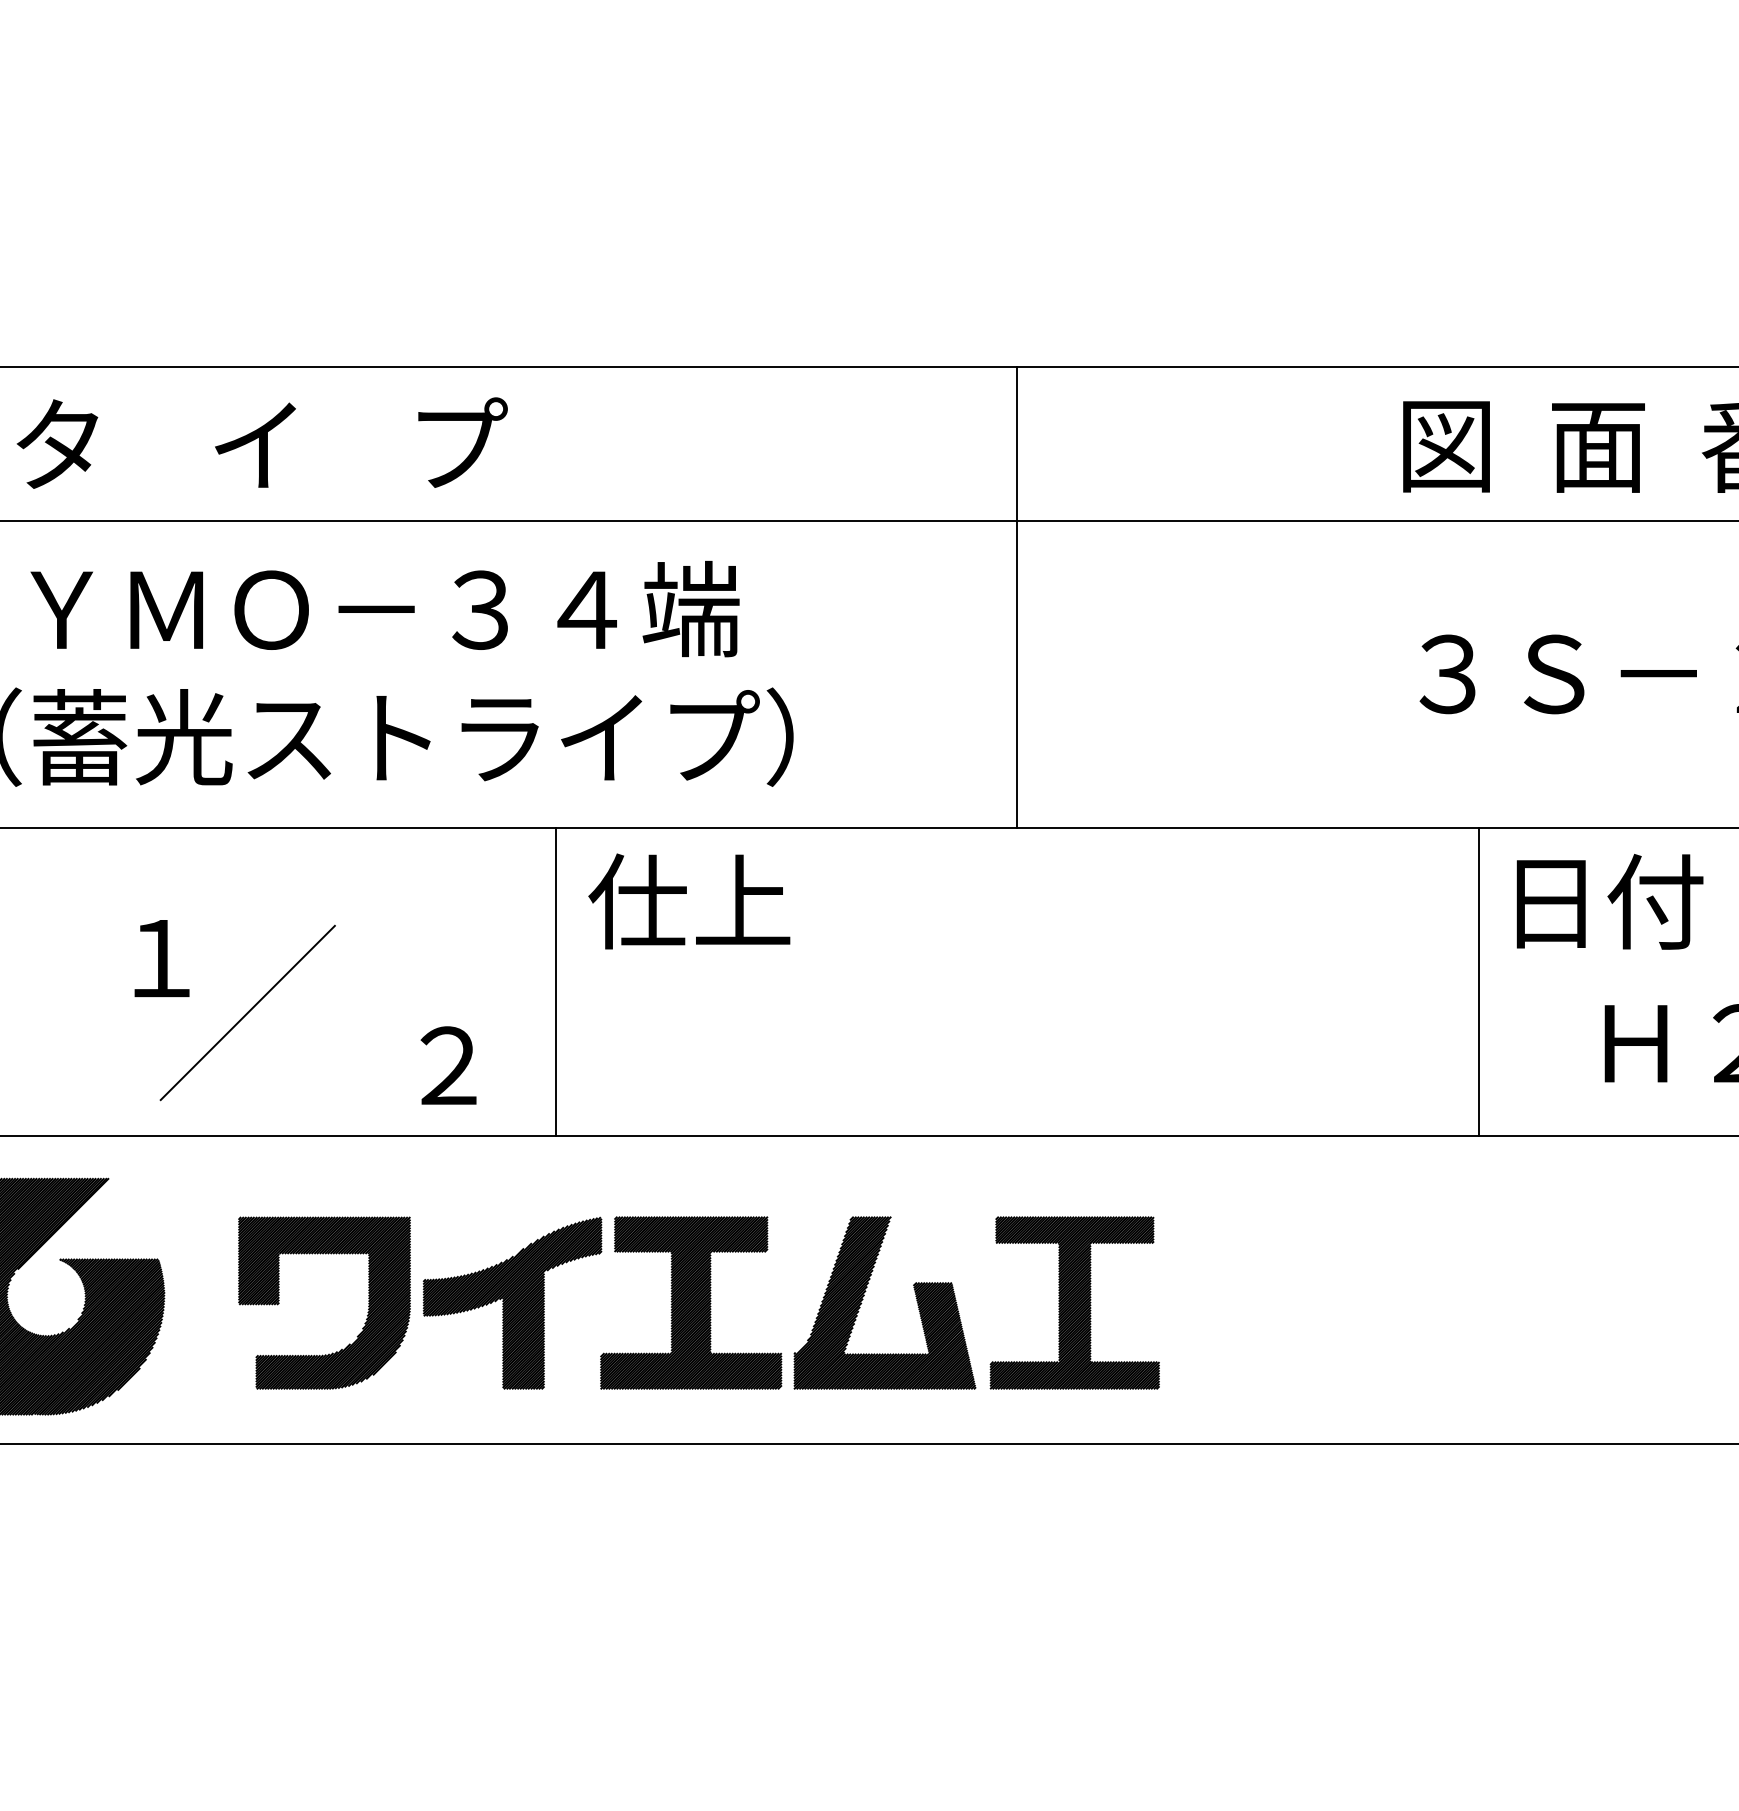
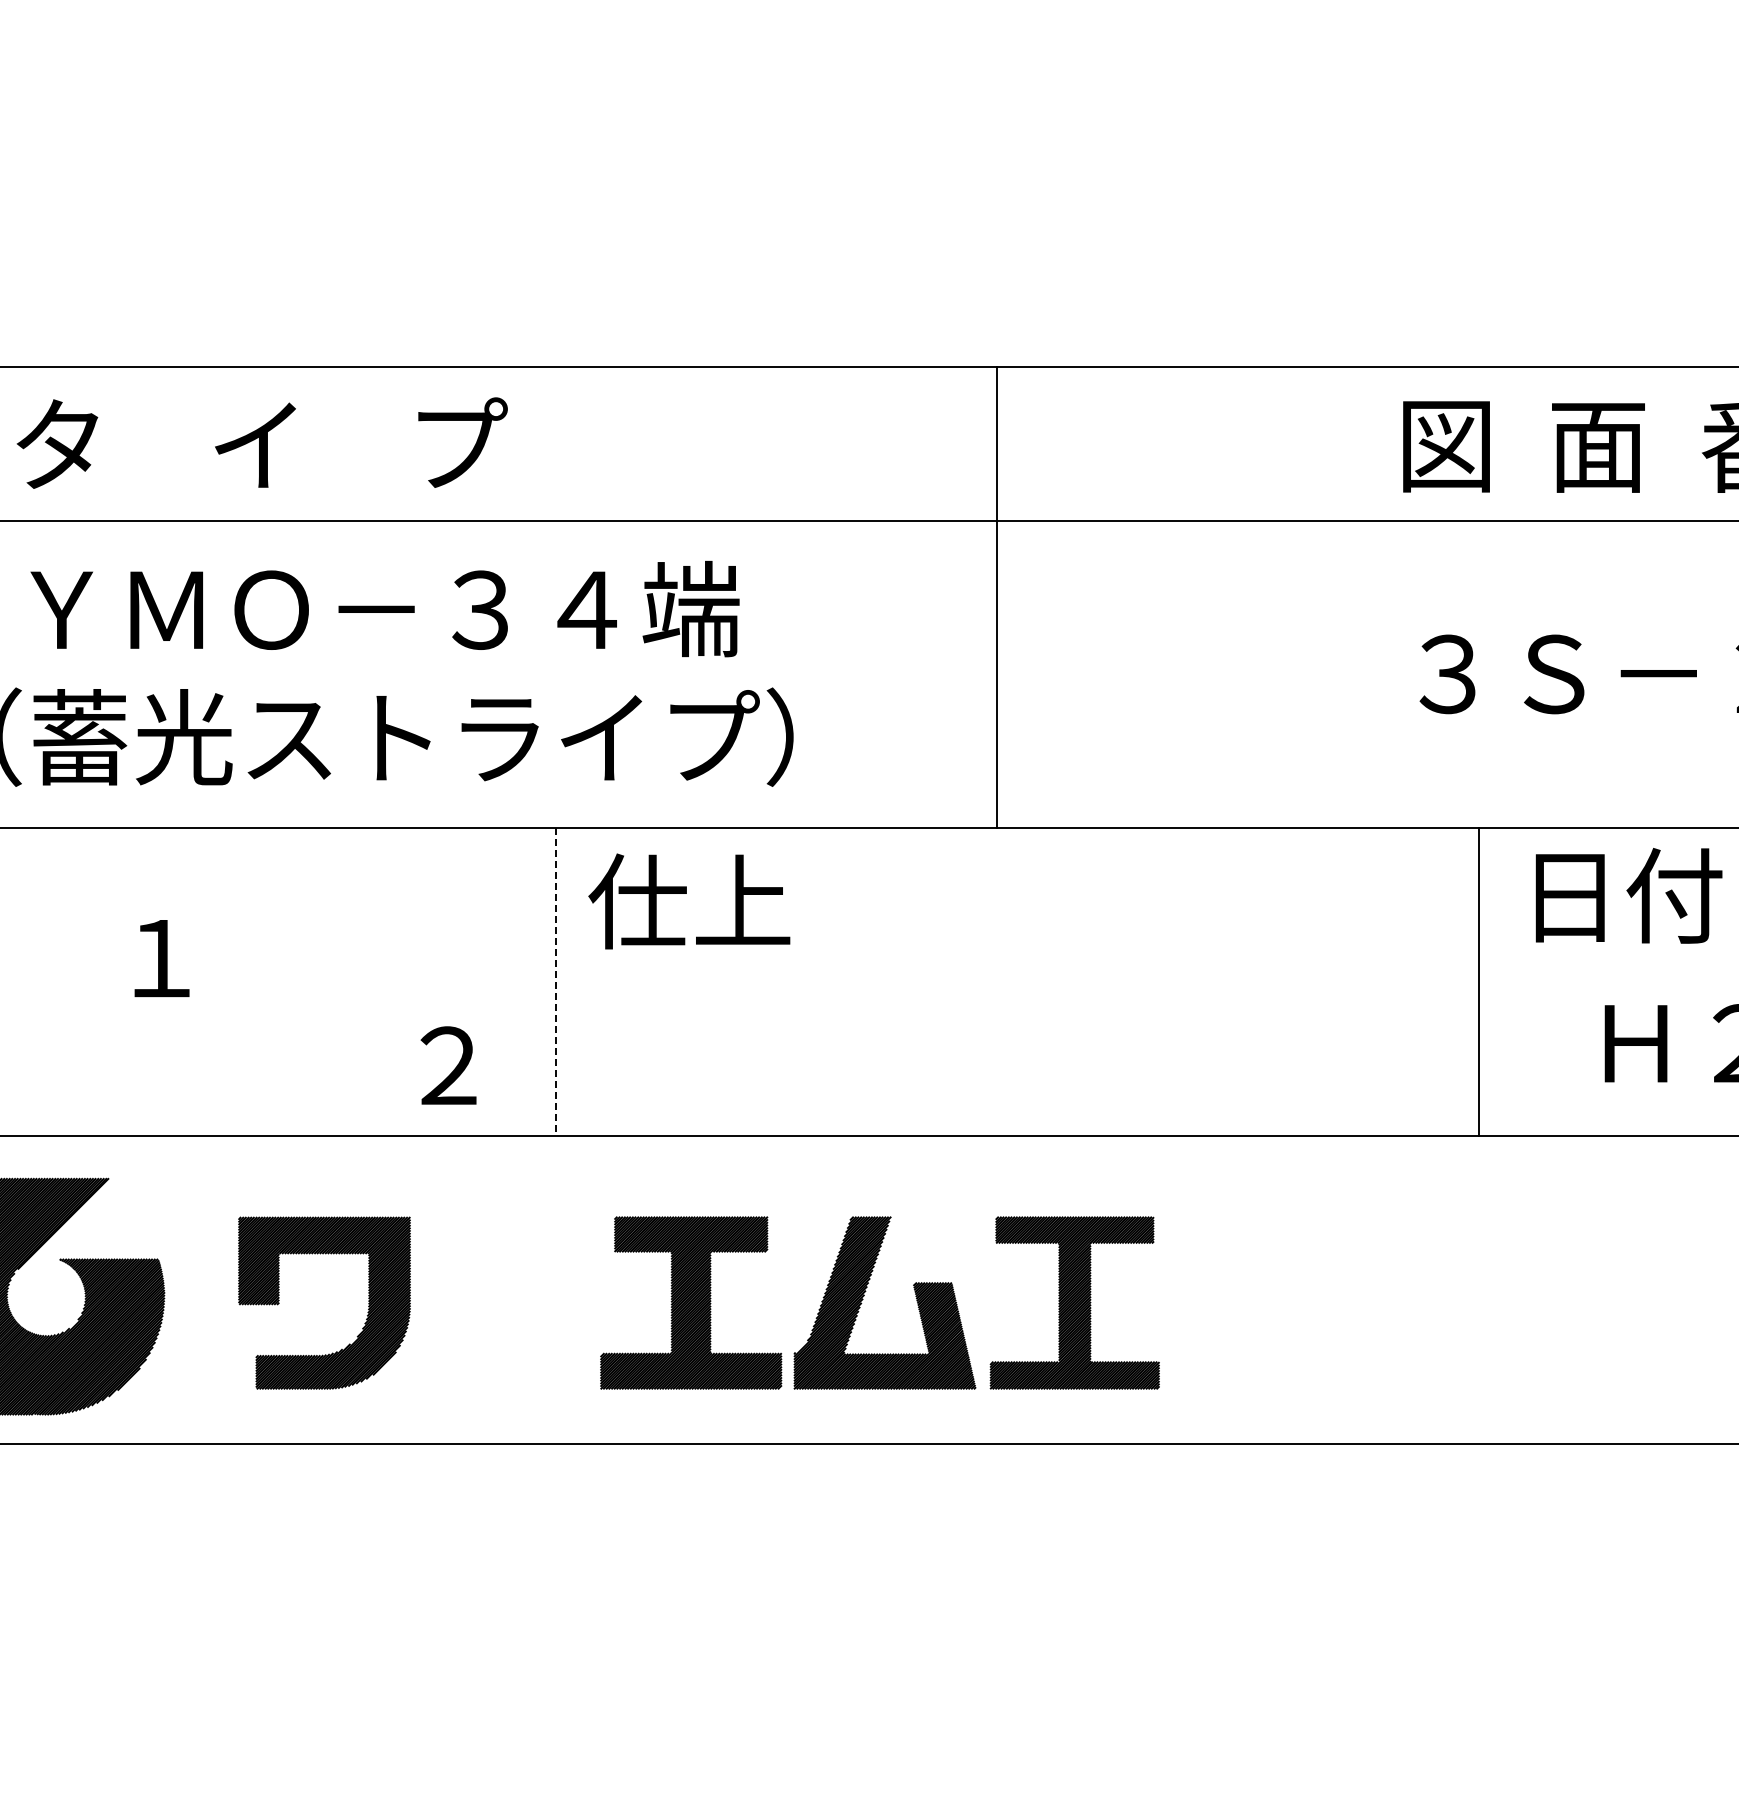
line position: (1017, 597) -> (997, 597) (997, 597)
text position: (1609, 901) -> (1628, 895) (1628, 895)
line: solid -> dashed (555, 982)
line: present -> none (247, 1012)
part: present -> none (512, 1302)
